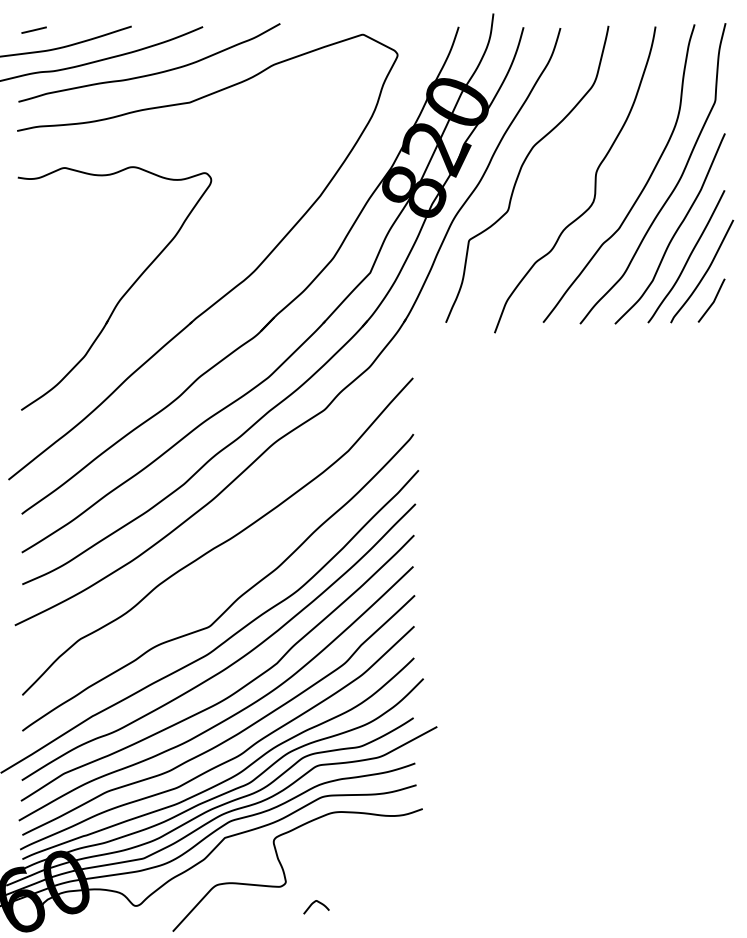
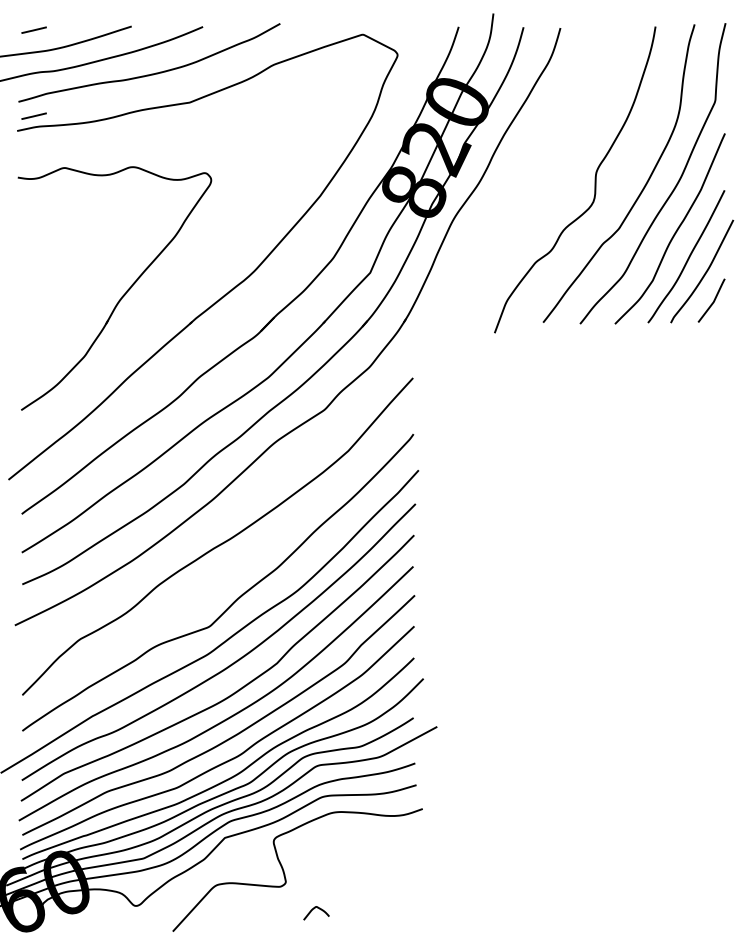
line: none -> present (33, 115)
curve: present -> none (521, 170)
curve position: (314, 903) -> (314, 909) (314, 909)
